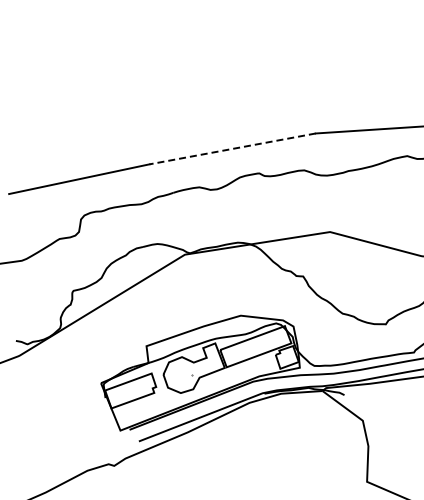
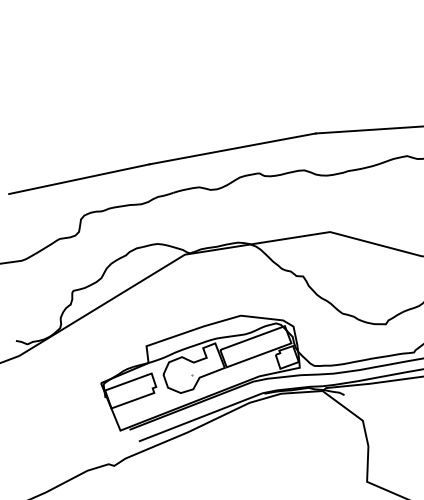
line: dashed -> solid (232, 148)
